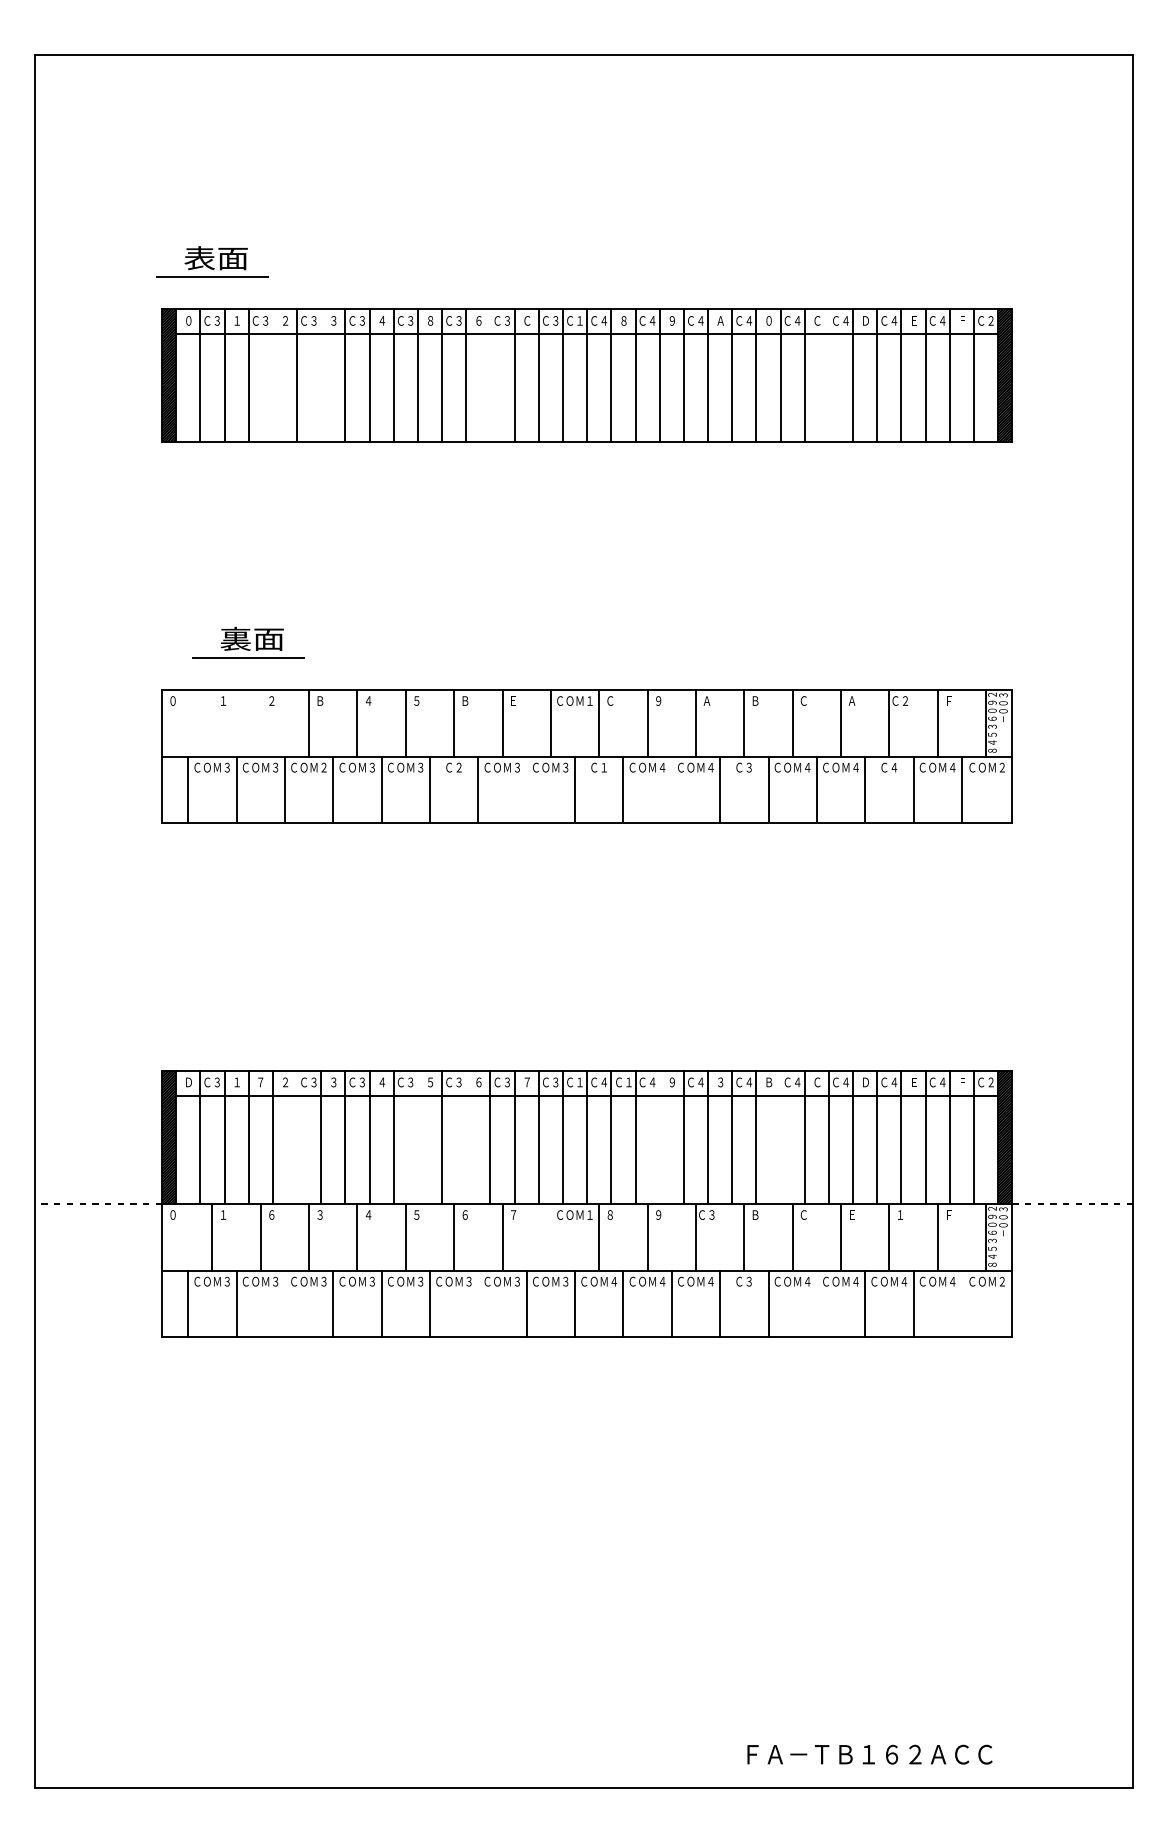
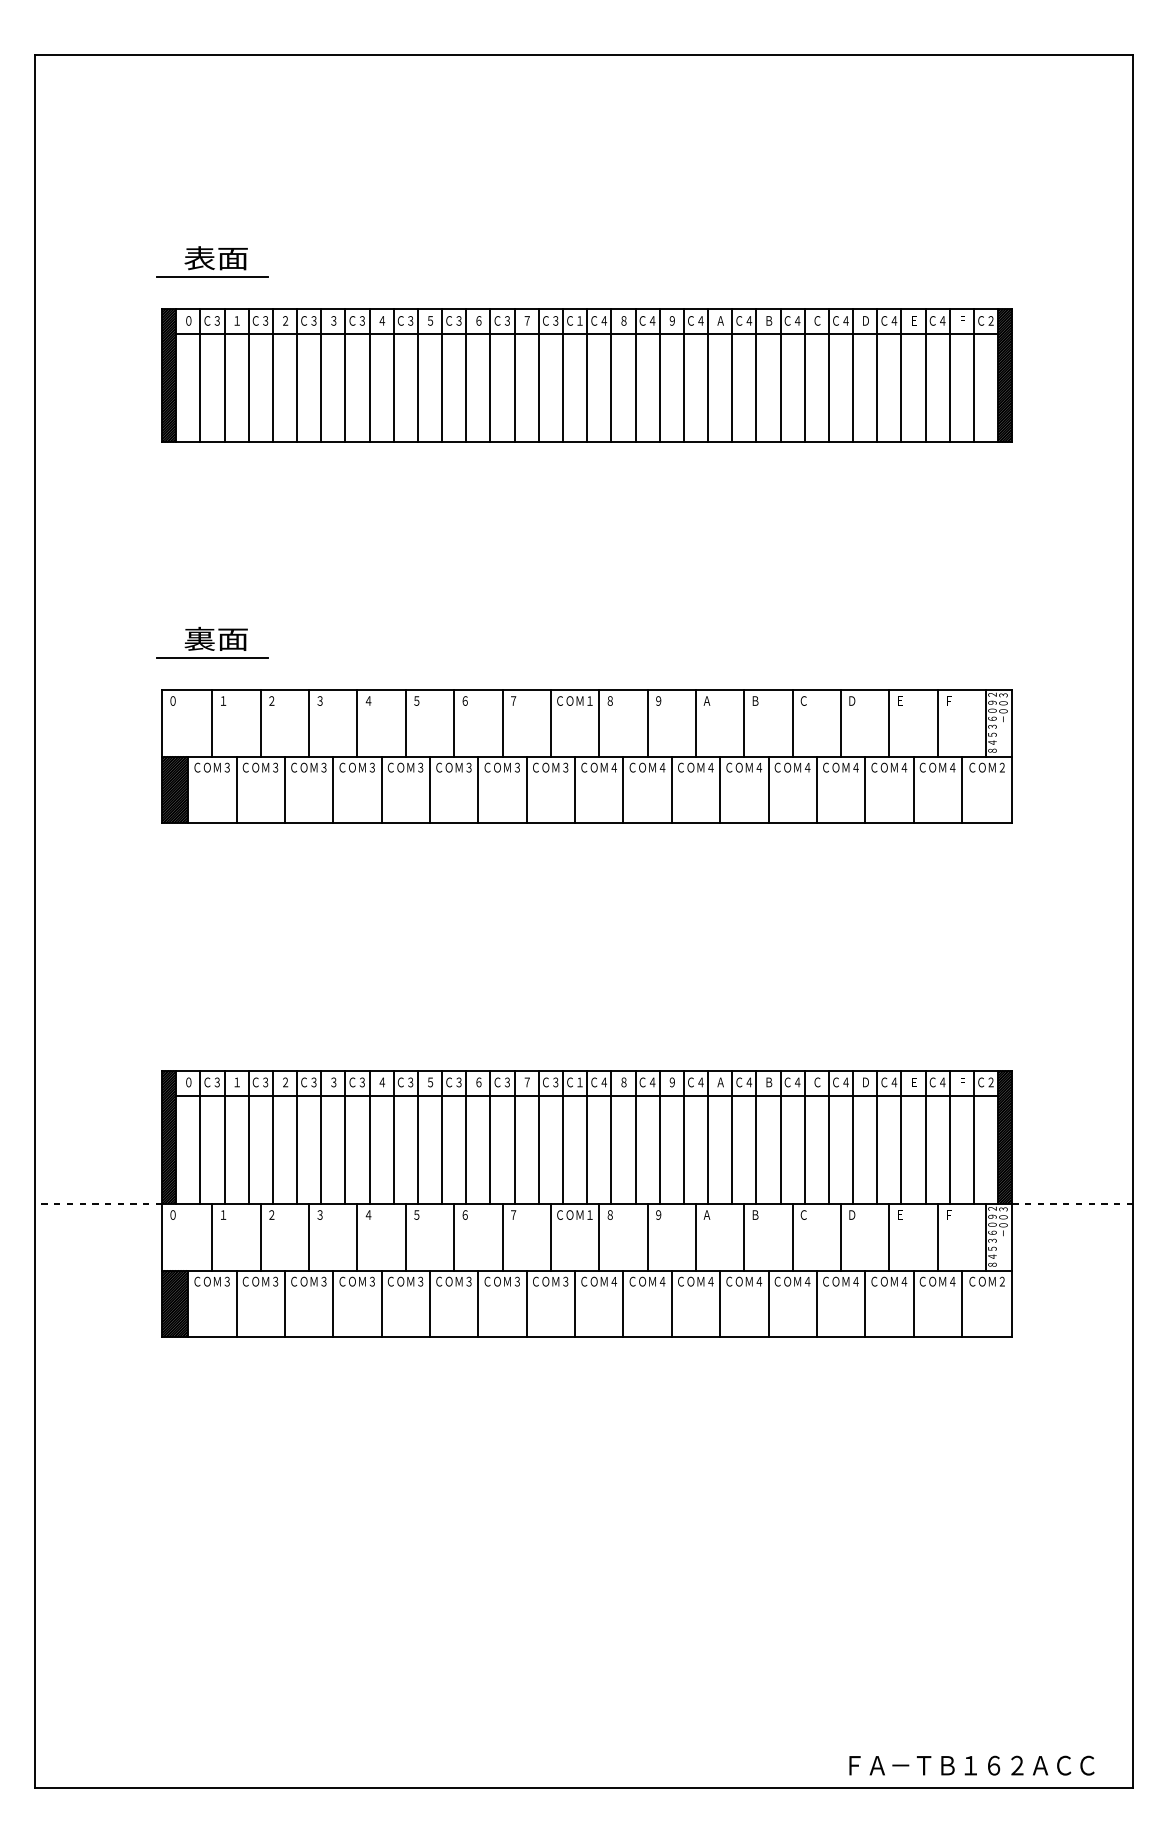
text: ８ -> ５ (430, 320)
text: Ｃ -> ７ (527, 320)
text: ０ -> Ｂ (769, 320)
line: none -> present (272, 375)
line: none -> present (321, 375)
line: none -> present (490, 375)
line: none -> present (828, 375)
part position: (248, 642) -> (212, 642) (212, 642)
text: Ｂ -> ３ (320, 700)
text: Ｂ -> ６ (465, 700)
text: Ｅ -> ７ (513, 700)
text: Ｃ -> ８ (610, 700)
text: Ａ -> Ｄ (851, 700)
text: Ｃ２ -> Ｅ (900, 700)
line: none -> present (212, 722)
line: none -> present (260, 722)
text: Ｃ２ -> ＣＯＭ３ (453, 767)
text: Ｃ１ -> ＣＯＭ４ (599, 767)
text: Ｃ３ -> ＣＯＭ４ (744, 767)
text: Ｃ４ -> ＣＯＭ４ (889, 767)
text: ＣＯＭ２ -> ＣＯＭ３ (323, 768)
hatch: none -> present (175, 789)
line: none -> present (526, 789)
line: none -> present (671, 789)
text: Ｄ -> ０ (188, 1082)
text: ７ -> Ｃ３ (260, 1082)
text: Ｃ１ -> ８ (623, 1082)
text: ３ -> Ａ (720, 1082)
line: none -> present (297, 1136)
line: none -> present (417, 1136)
line: none -> present (466, 1136)
line: none -> present (659, 1136)
line: none -> present (780, 1136)
text: ６ -> ２ (271, 1214)
text: Ｃ３ -> Ａ (706, 1214)
text: Ｅ -> Ｄ (852, 1214)
text: １ -> Ｅ (900, 1214)
line: none -> present (550, 1236)
text: Ｃ３ -> ＣＯＭ４ (744, 1281)
hatch: none -> present (175, 1303)
line: none -> present (284, 1303)
line: none -> present (478, 1303)
line: none -> present (816, 1303)
line: none -> present (961, 1303)
text position: (869, 1754) -> (971, 1765) (971, 1765)
